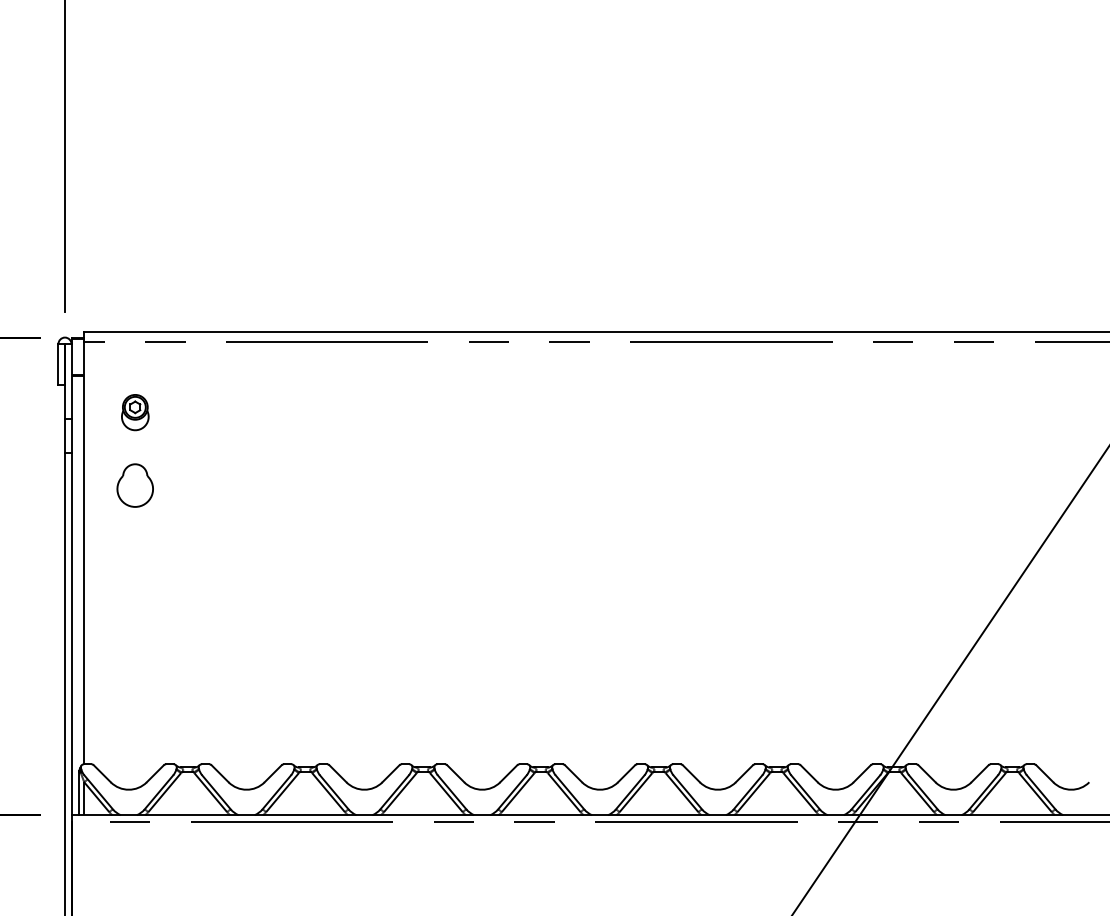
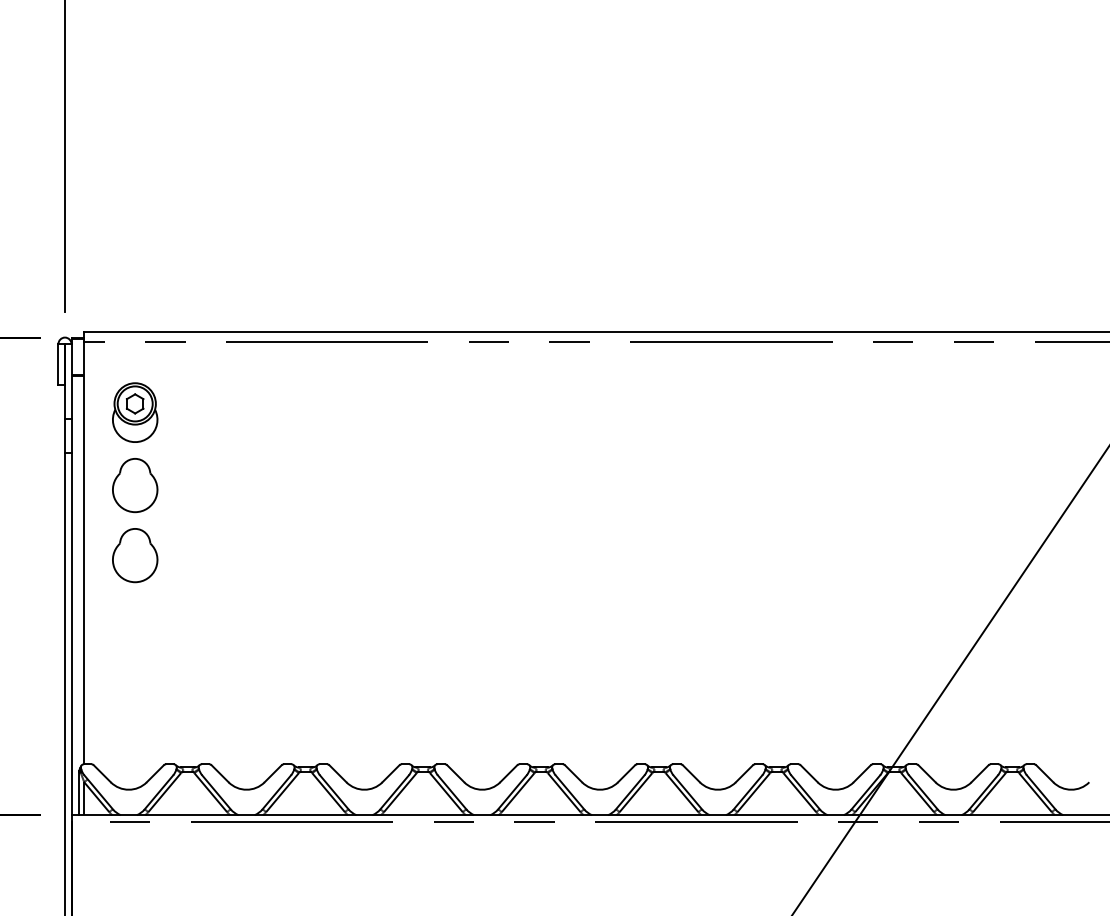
part size: 29x38 px -> 47x61 px (135, 412)
part size: 38x45 px -> 47x56 px (135, 485)
part: none -> present (135, 555)
